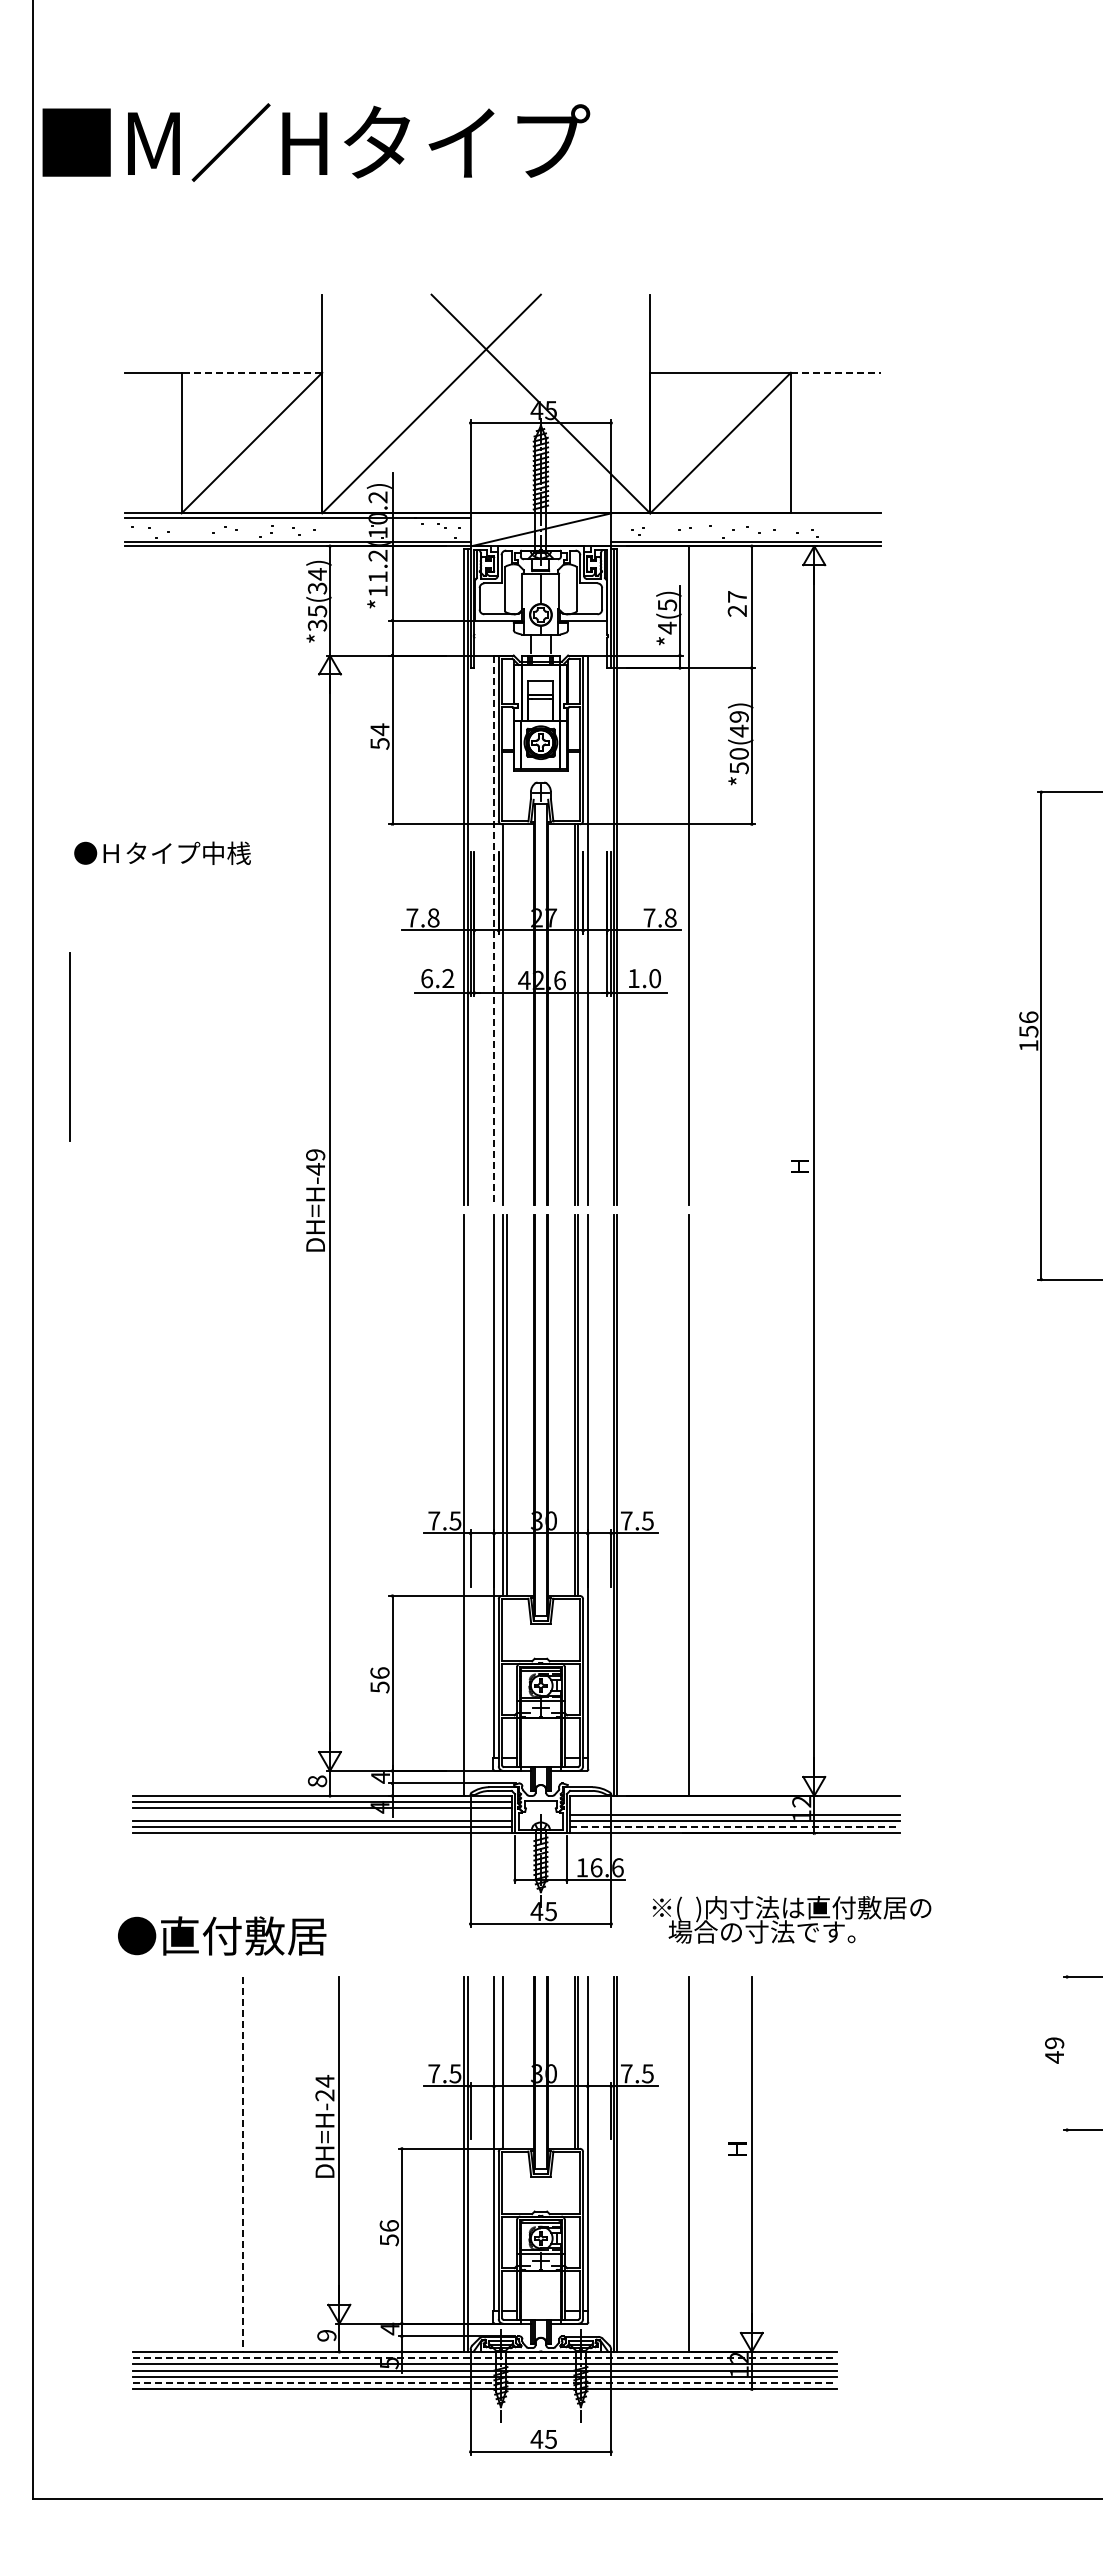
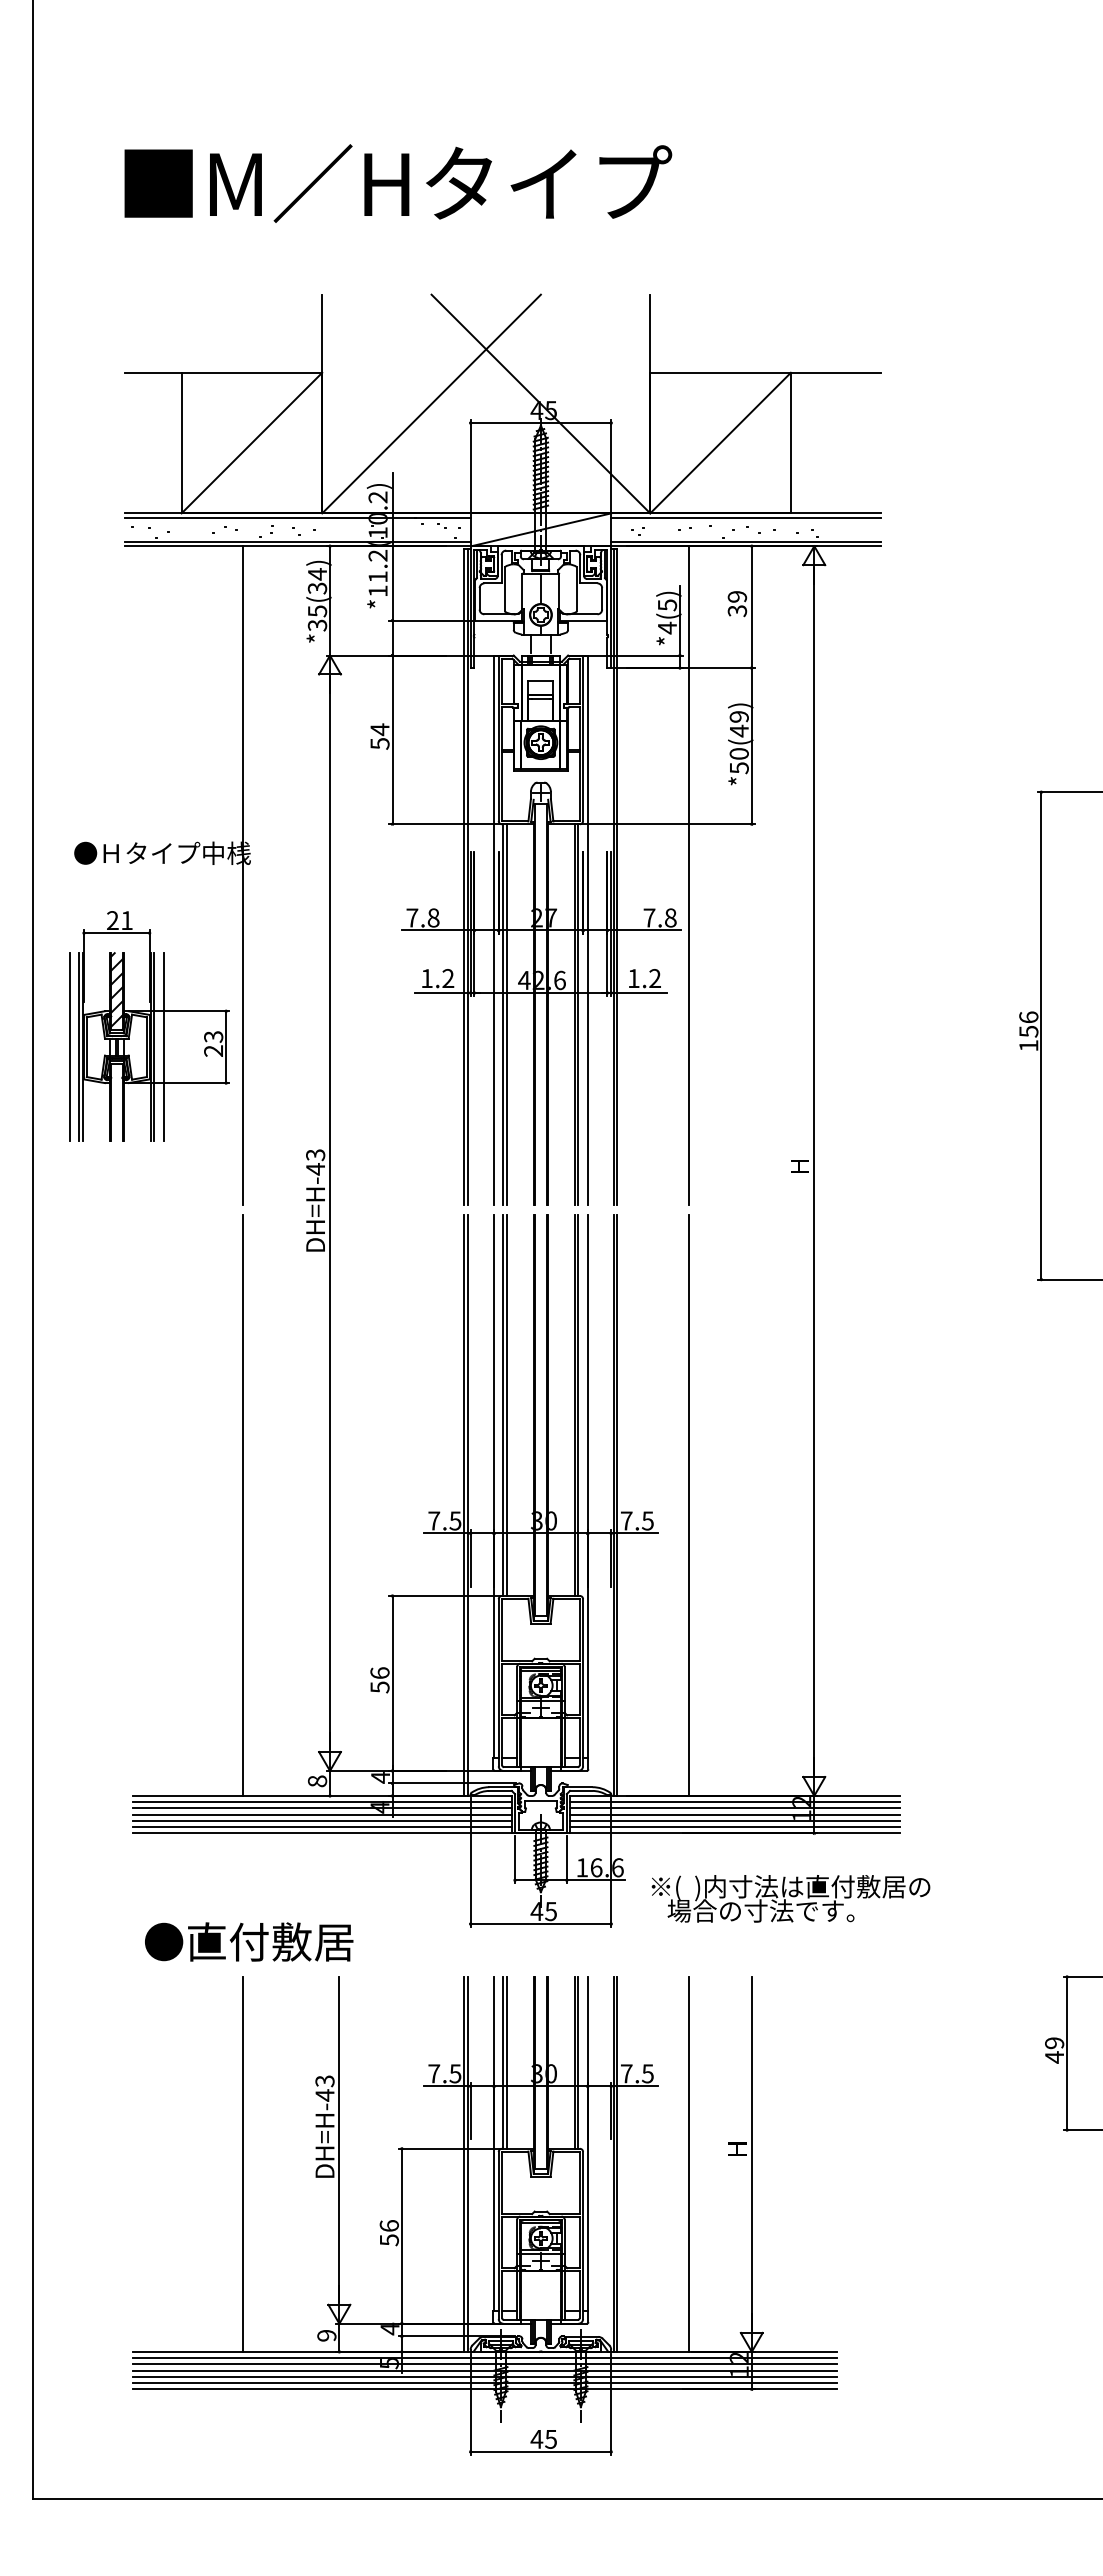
text position: (316, 142) -> (398, 183) (398, 183)
line: dashed -> solid (251, 372)
line: dashed -> solid (836, 372)
line: none -> present (746, 518)
text: 27 -> 39 (737, 604)
line: none -> present (242, 875)
line: dashed -> solid (494, 930)
text: 6.2 -> 1.2 (426, 978)
text: 1.0 -> 1.2 (654, 978)
line: none -> present (507, 1014)
part: none -> present (153, 1026)
text: DH=H-49 -> DH=H-43 (315, 1155)
line: none -> present (242, 1504)
line: none -> present (468, 1504)
line: none -> present (734, 1802)
line: none -> present (734, 1808)
line: none -> present (321, 1814)
line: dashed -> solid (734, 1827)
text position: (791, 1919) -> (790, 1898) (790, 1898)
text position: (222, 1935) -> (249, 1941) (249, 1941)
line: none -> present (1067, 2053)
line: none -> present (507, 2062)
text: DH=H-24 -> DH=H-43 (324, 2088)
line: dashed -> solid (242, 2164)
line: dashed -> solid (485, 2358)
line: dashed -> solid (485, 2383)
